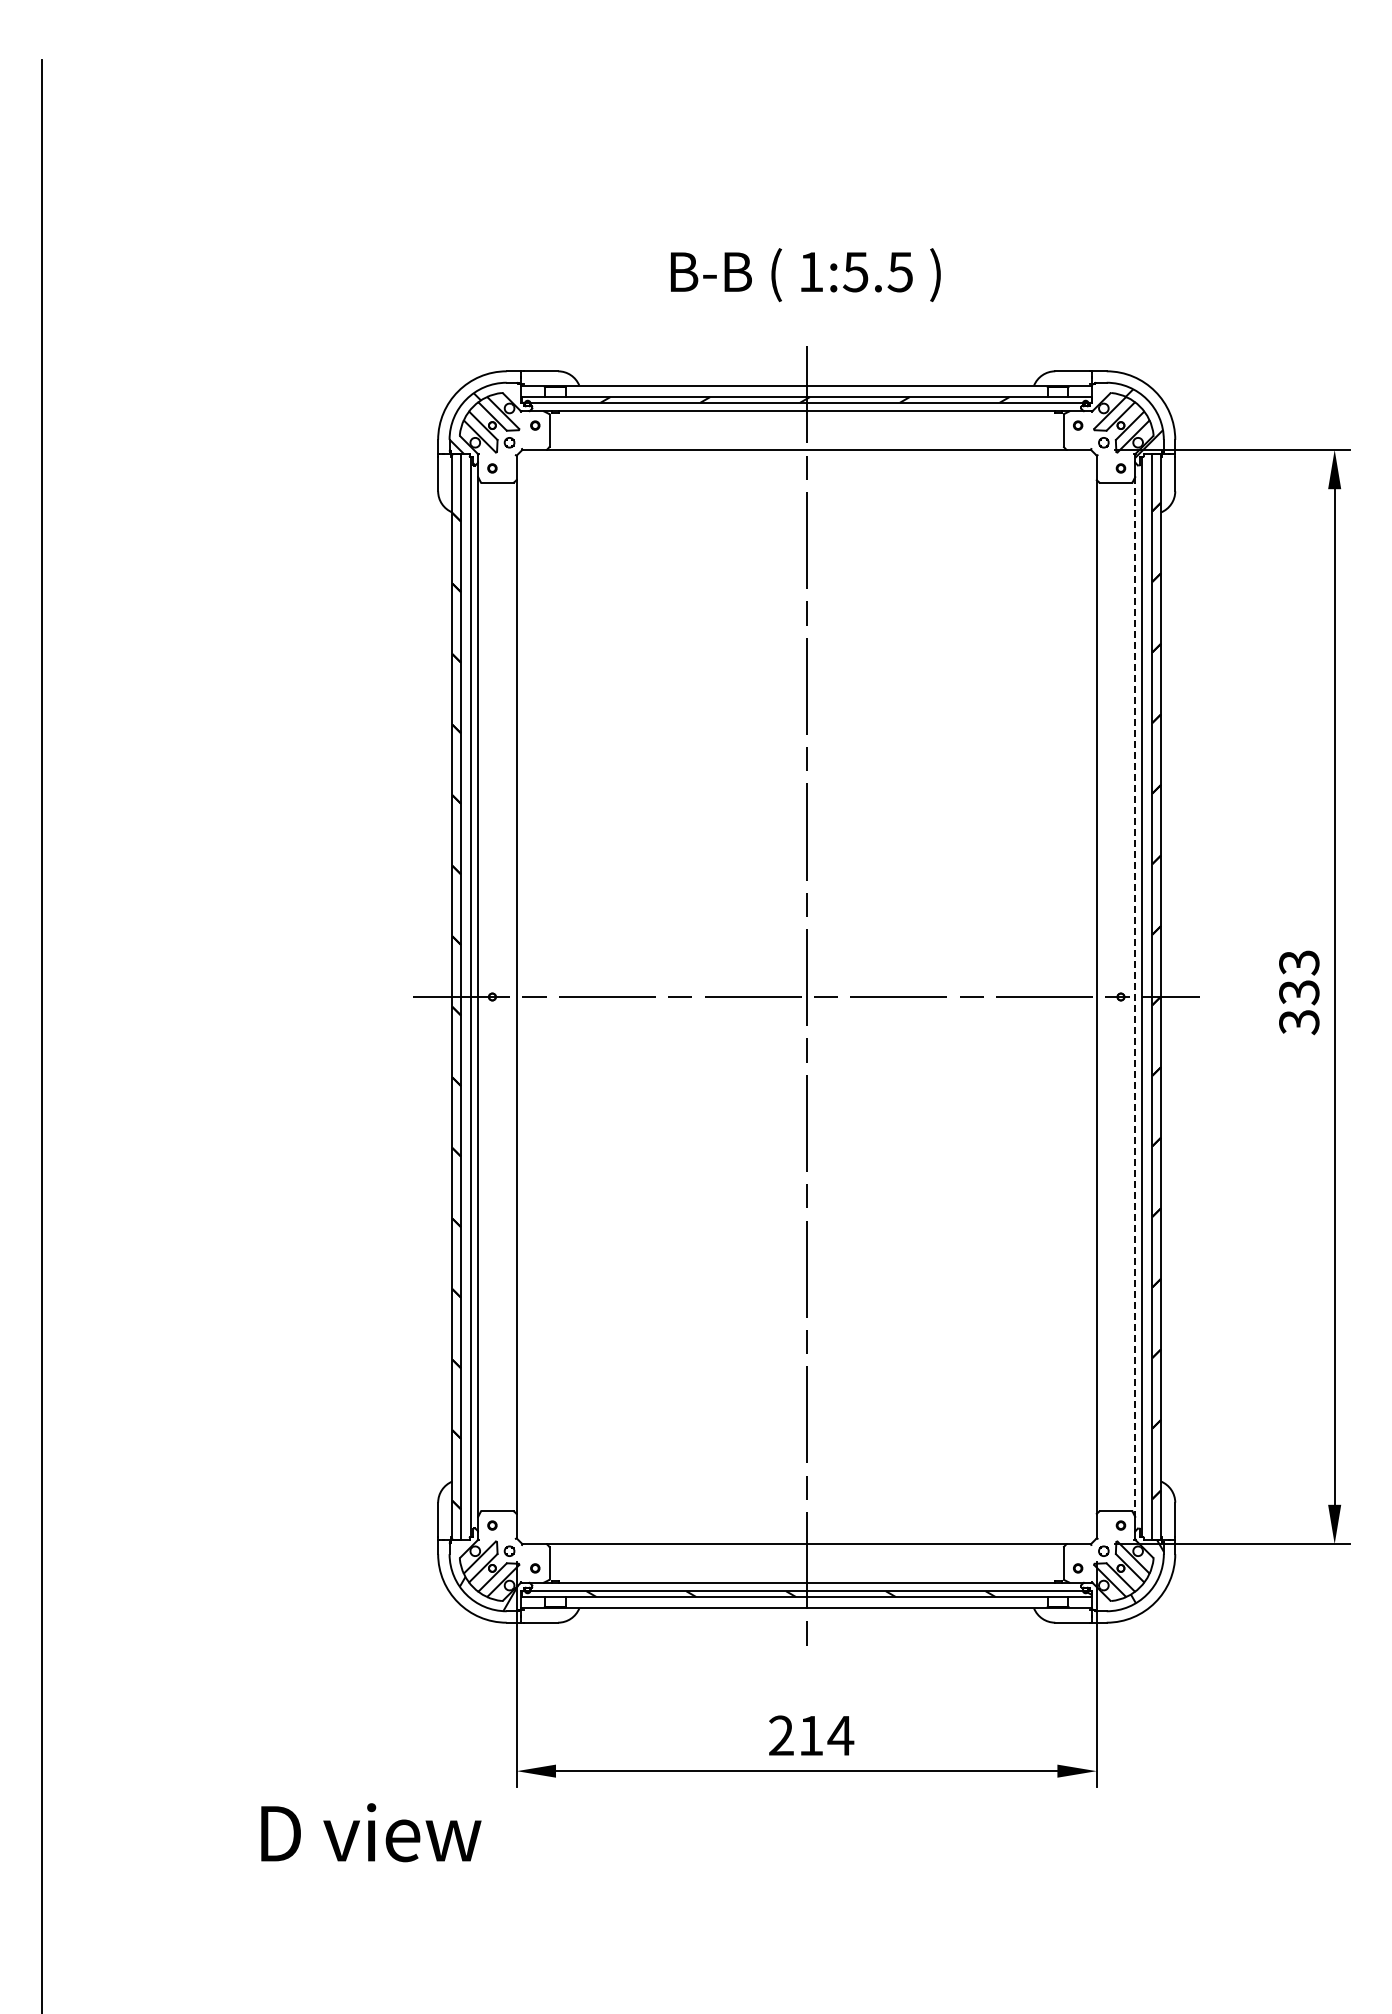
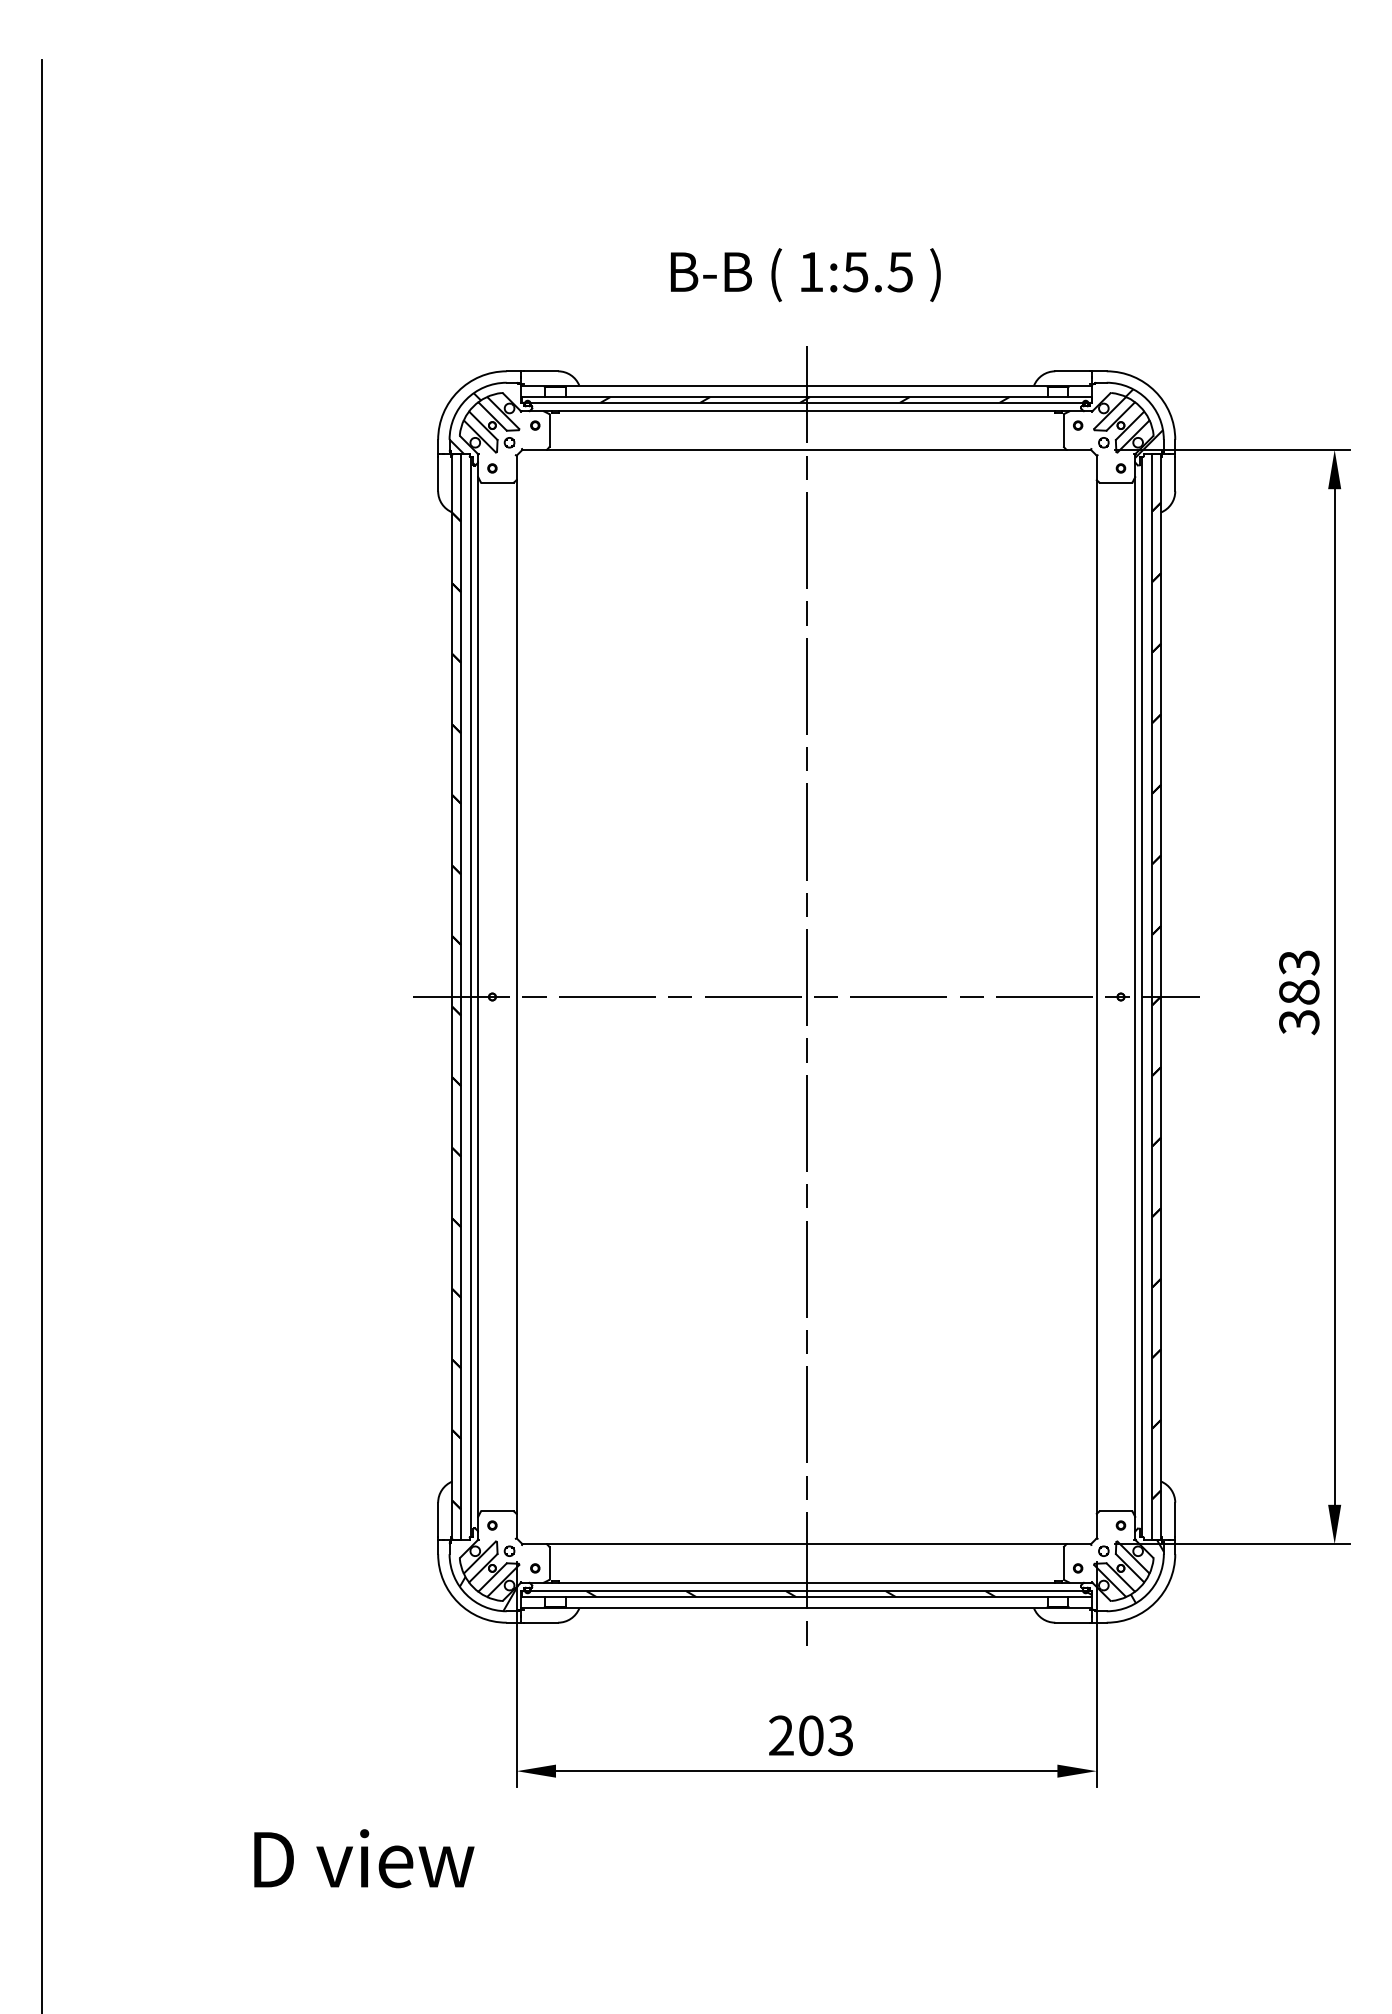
text: 333 -> 383 (1299, 992)
line: dashed -> solid (1135, 997)
text: 214 -> 203 (826, 1735)
text position: (371, 1832) -> (364, 1858) (364, 1858)
